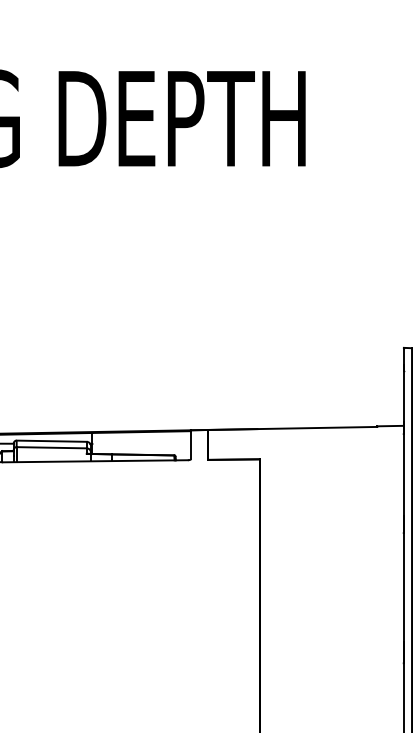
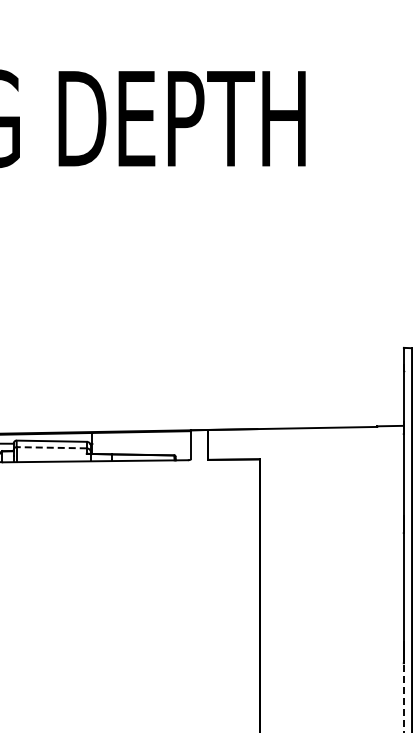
line: solid -> dashed (51, 447)
line: solid -> dashed (403, 698)
